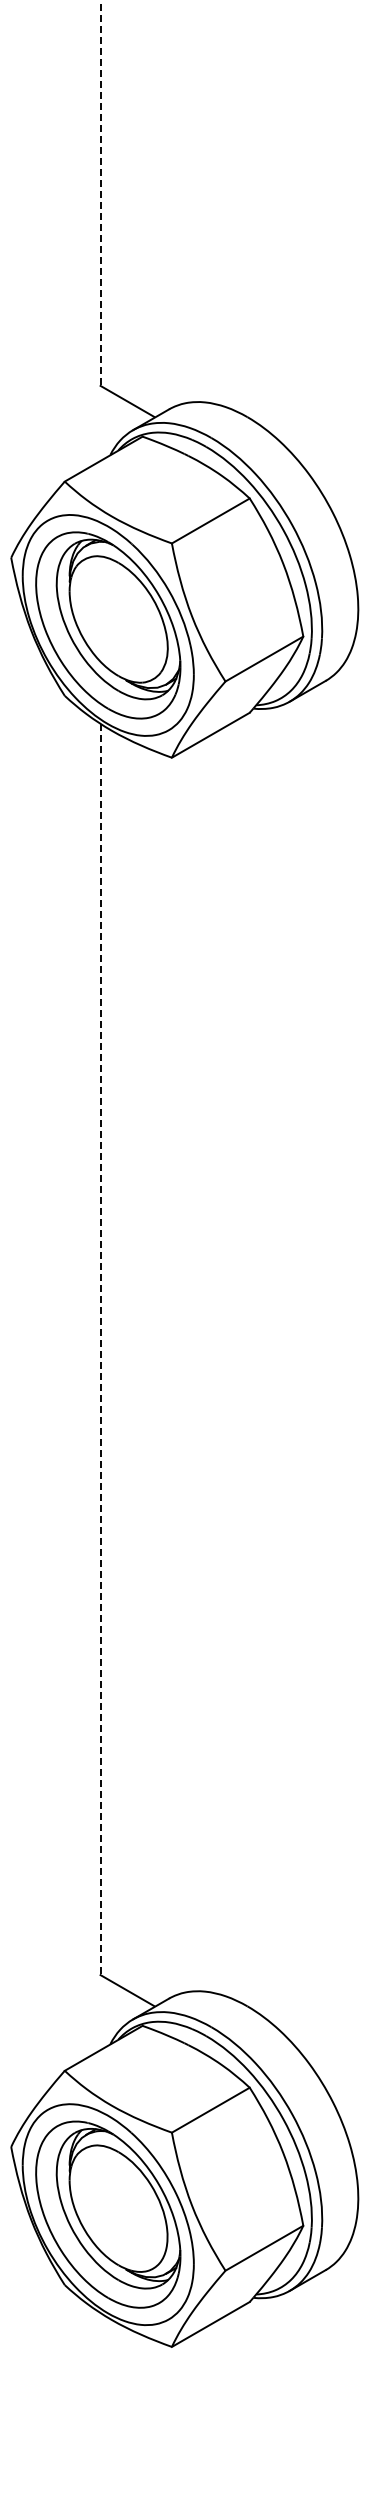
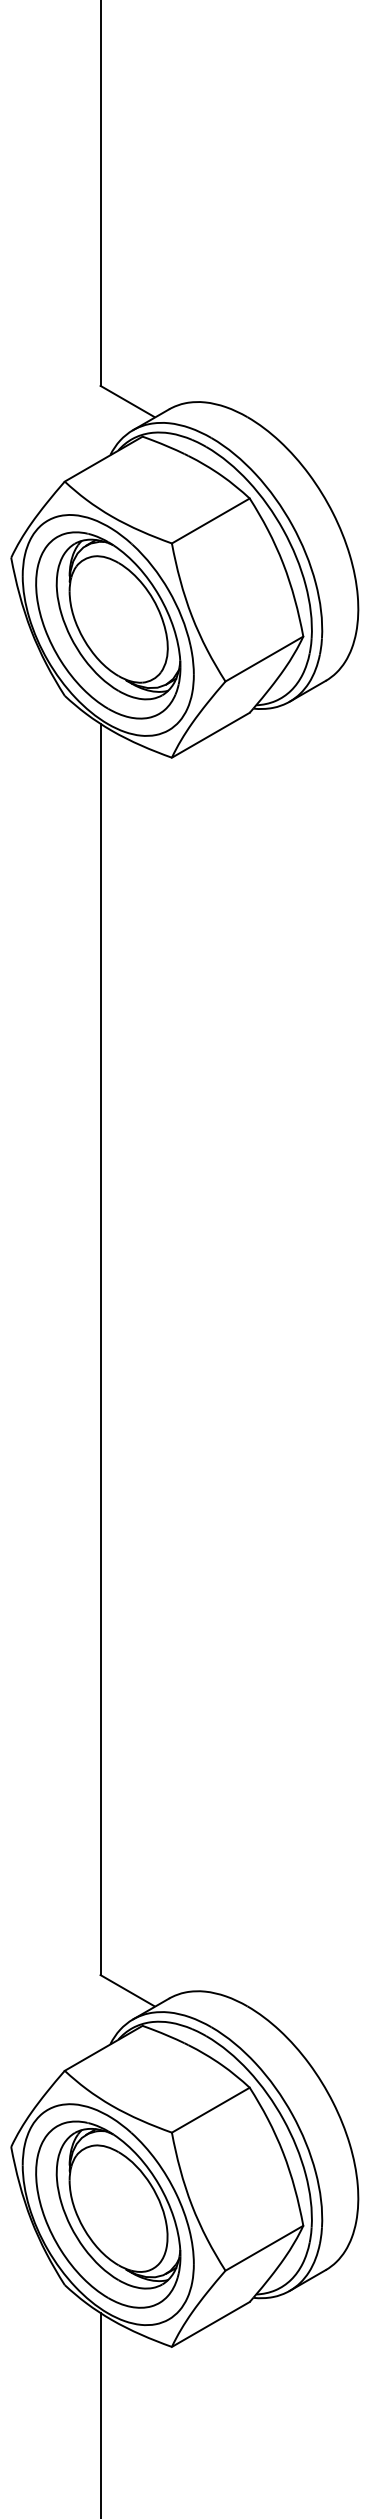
line: dashed -> solid (100, 193)
line: dashed -> solid (100, 1349)
line: none -> present (100, 2413)
